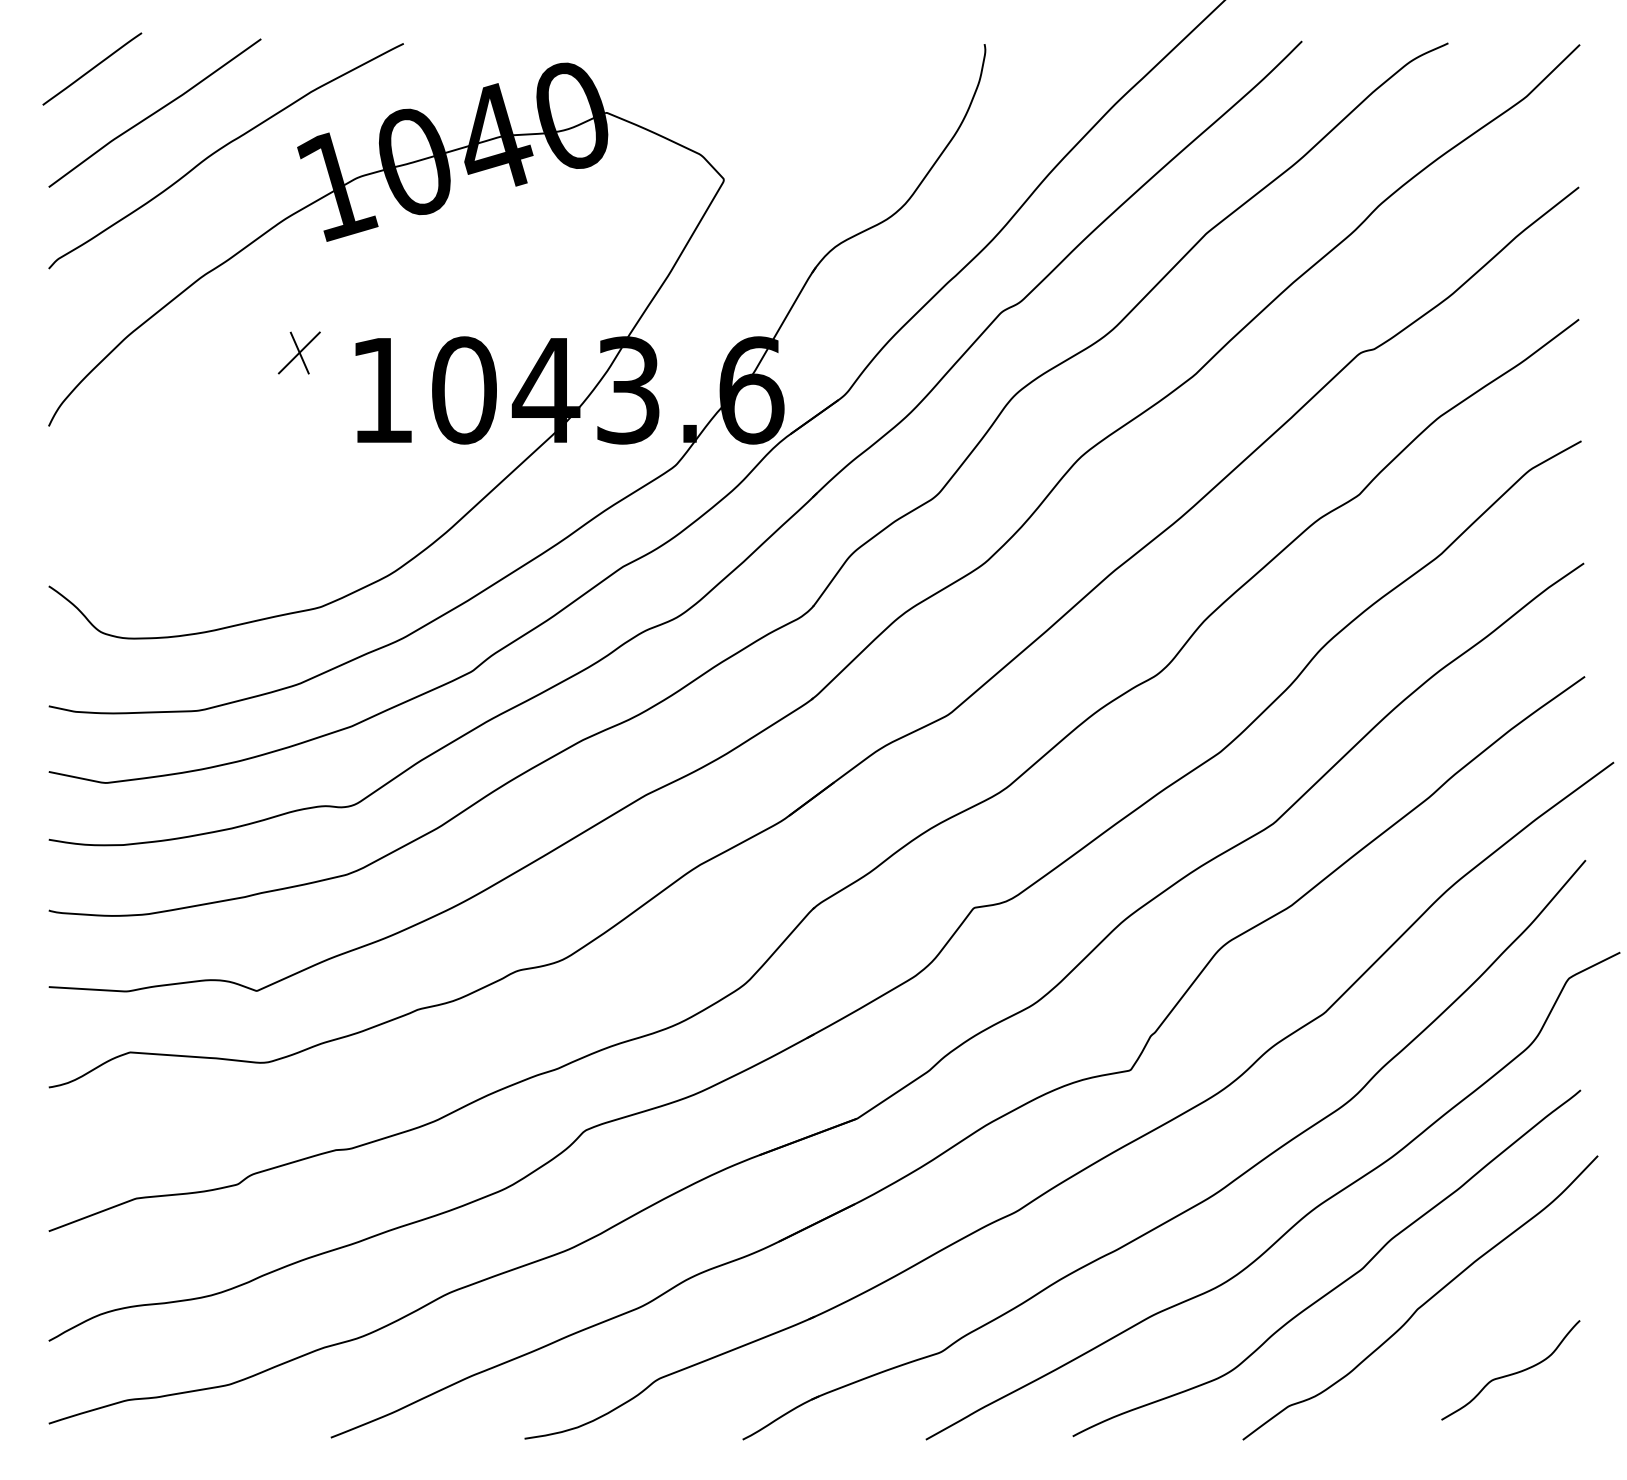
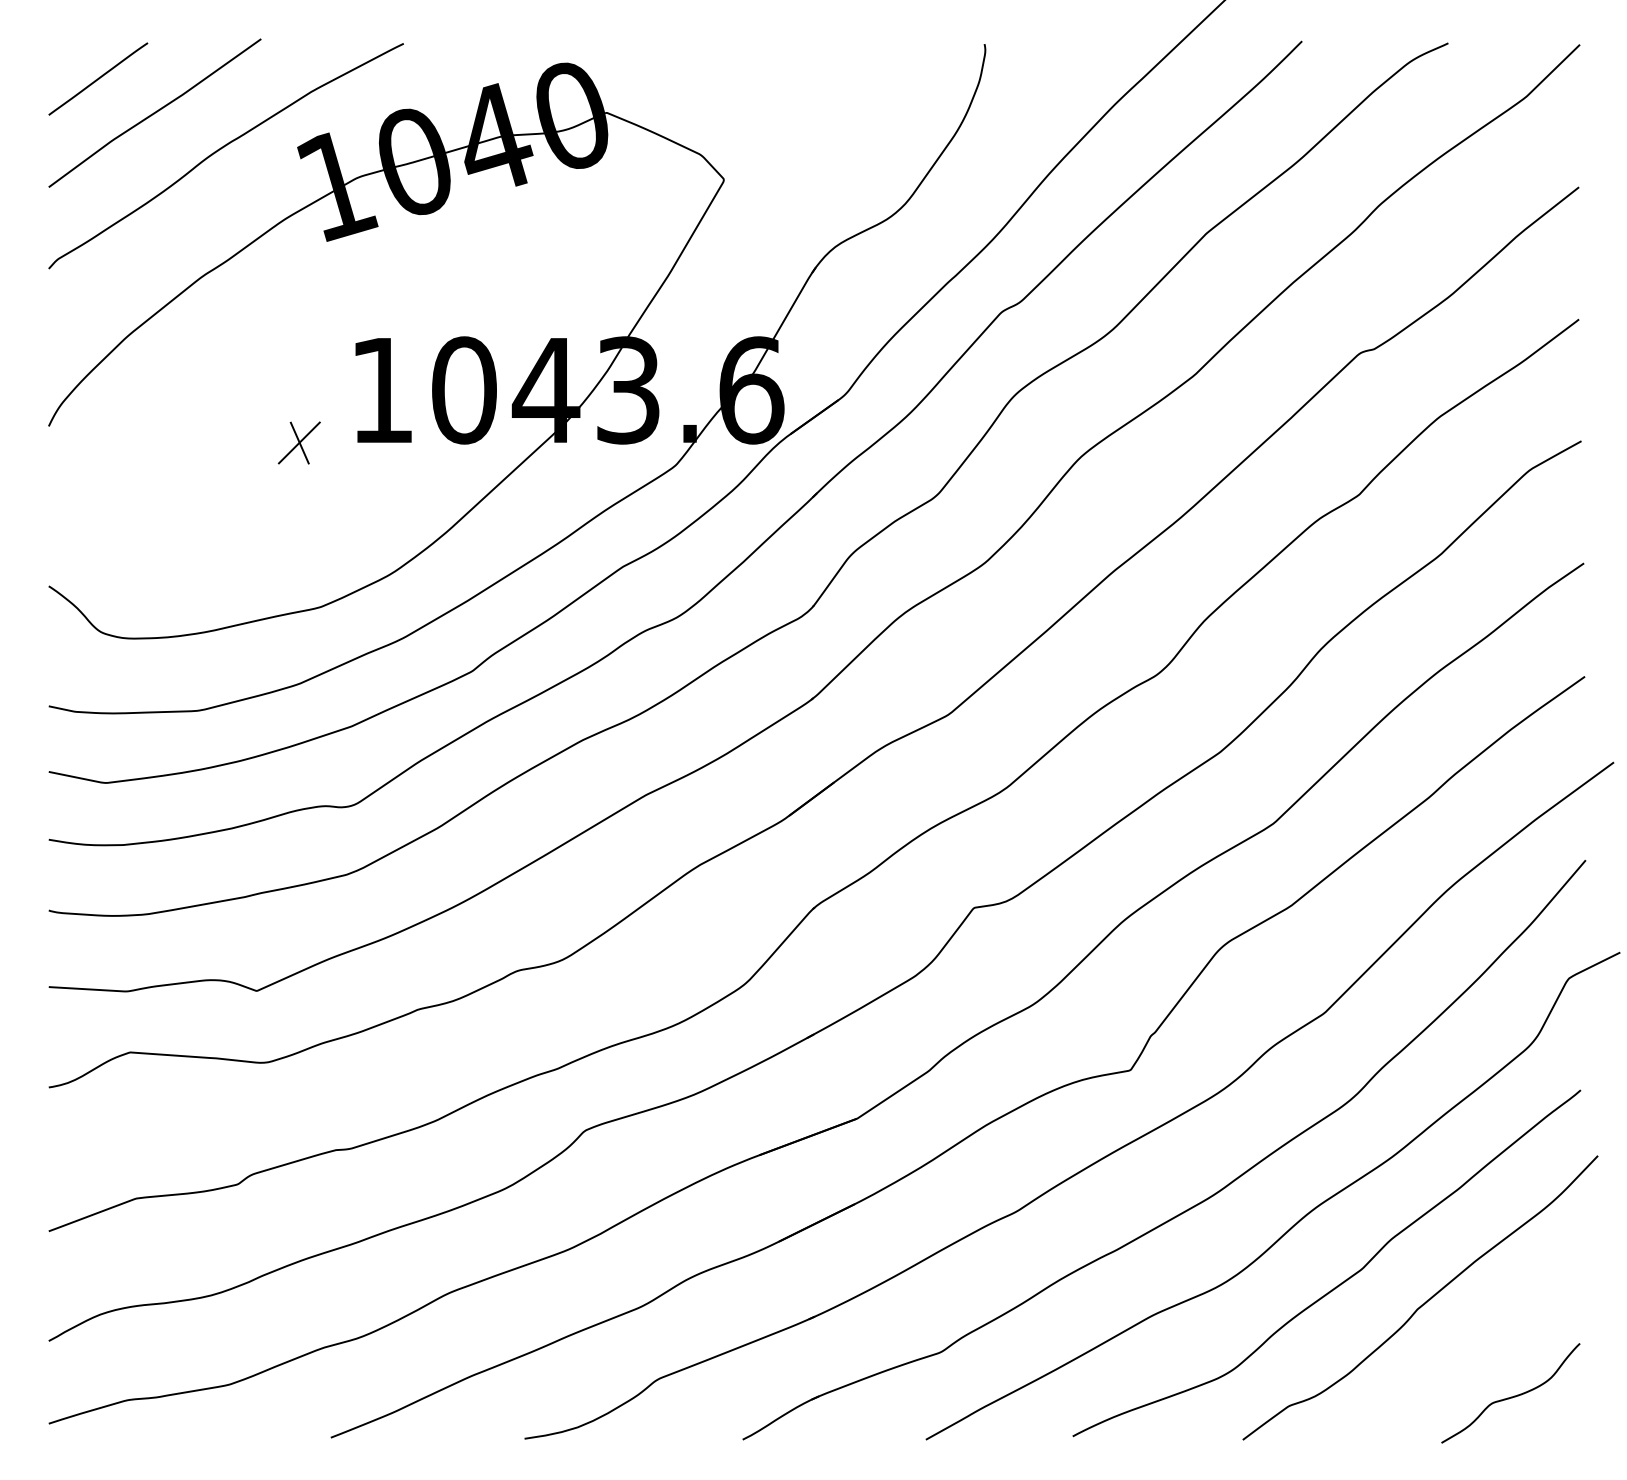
line position: (92, 68) -> (98, 78) (98, 78)
part position: (298, 352) -> (298, 442) (298, 442)
curve position: (1510, 1373) -> (1510, 1396) (1510, 1396)
